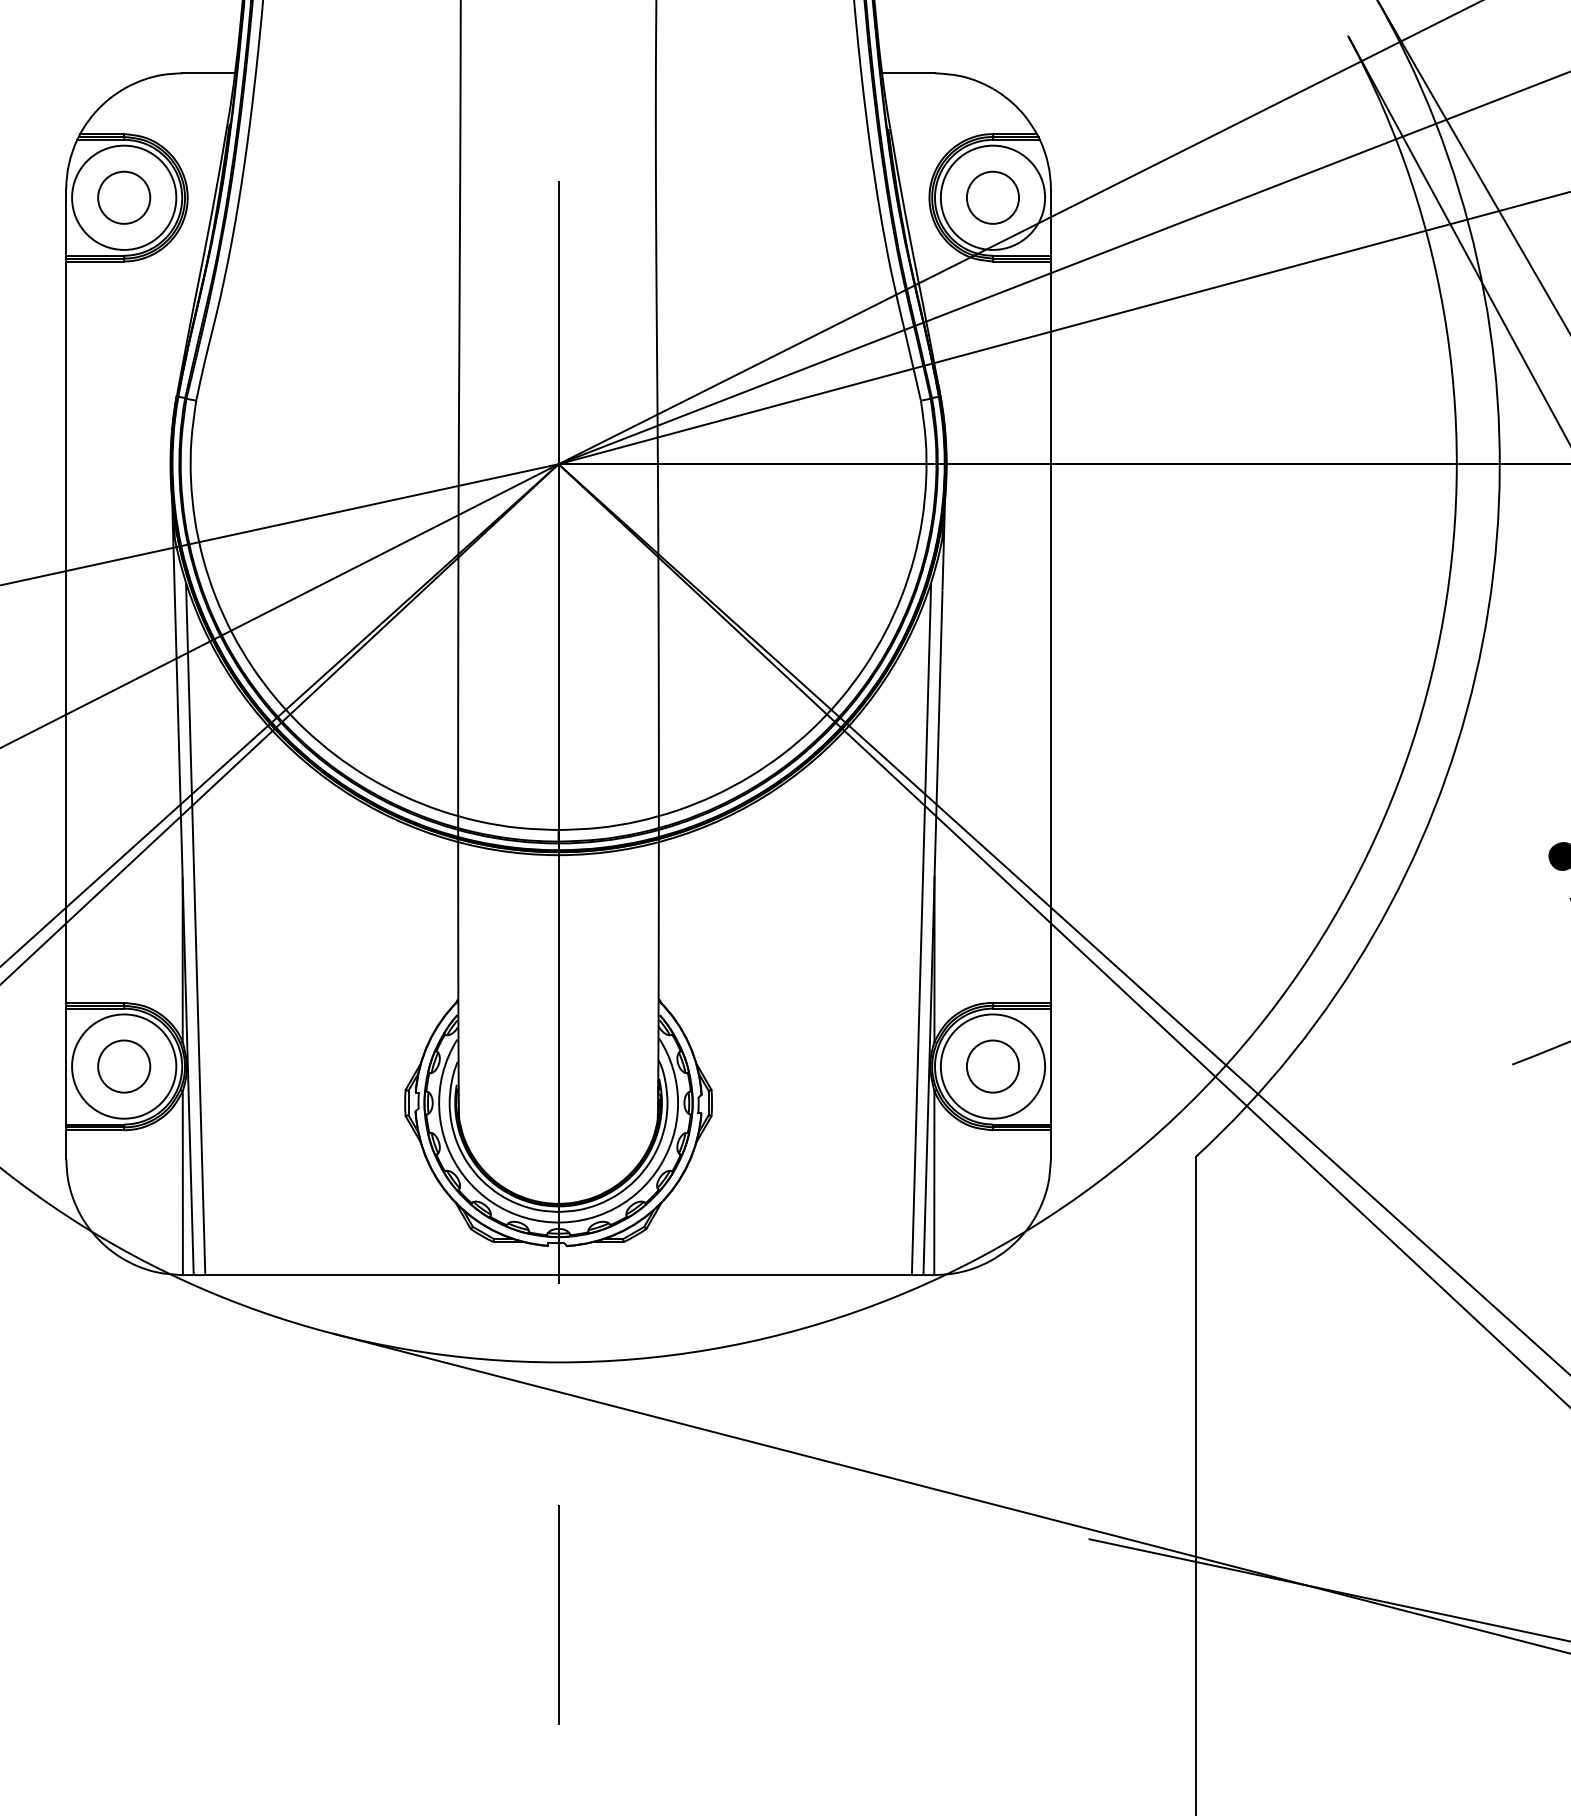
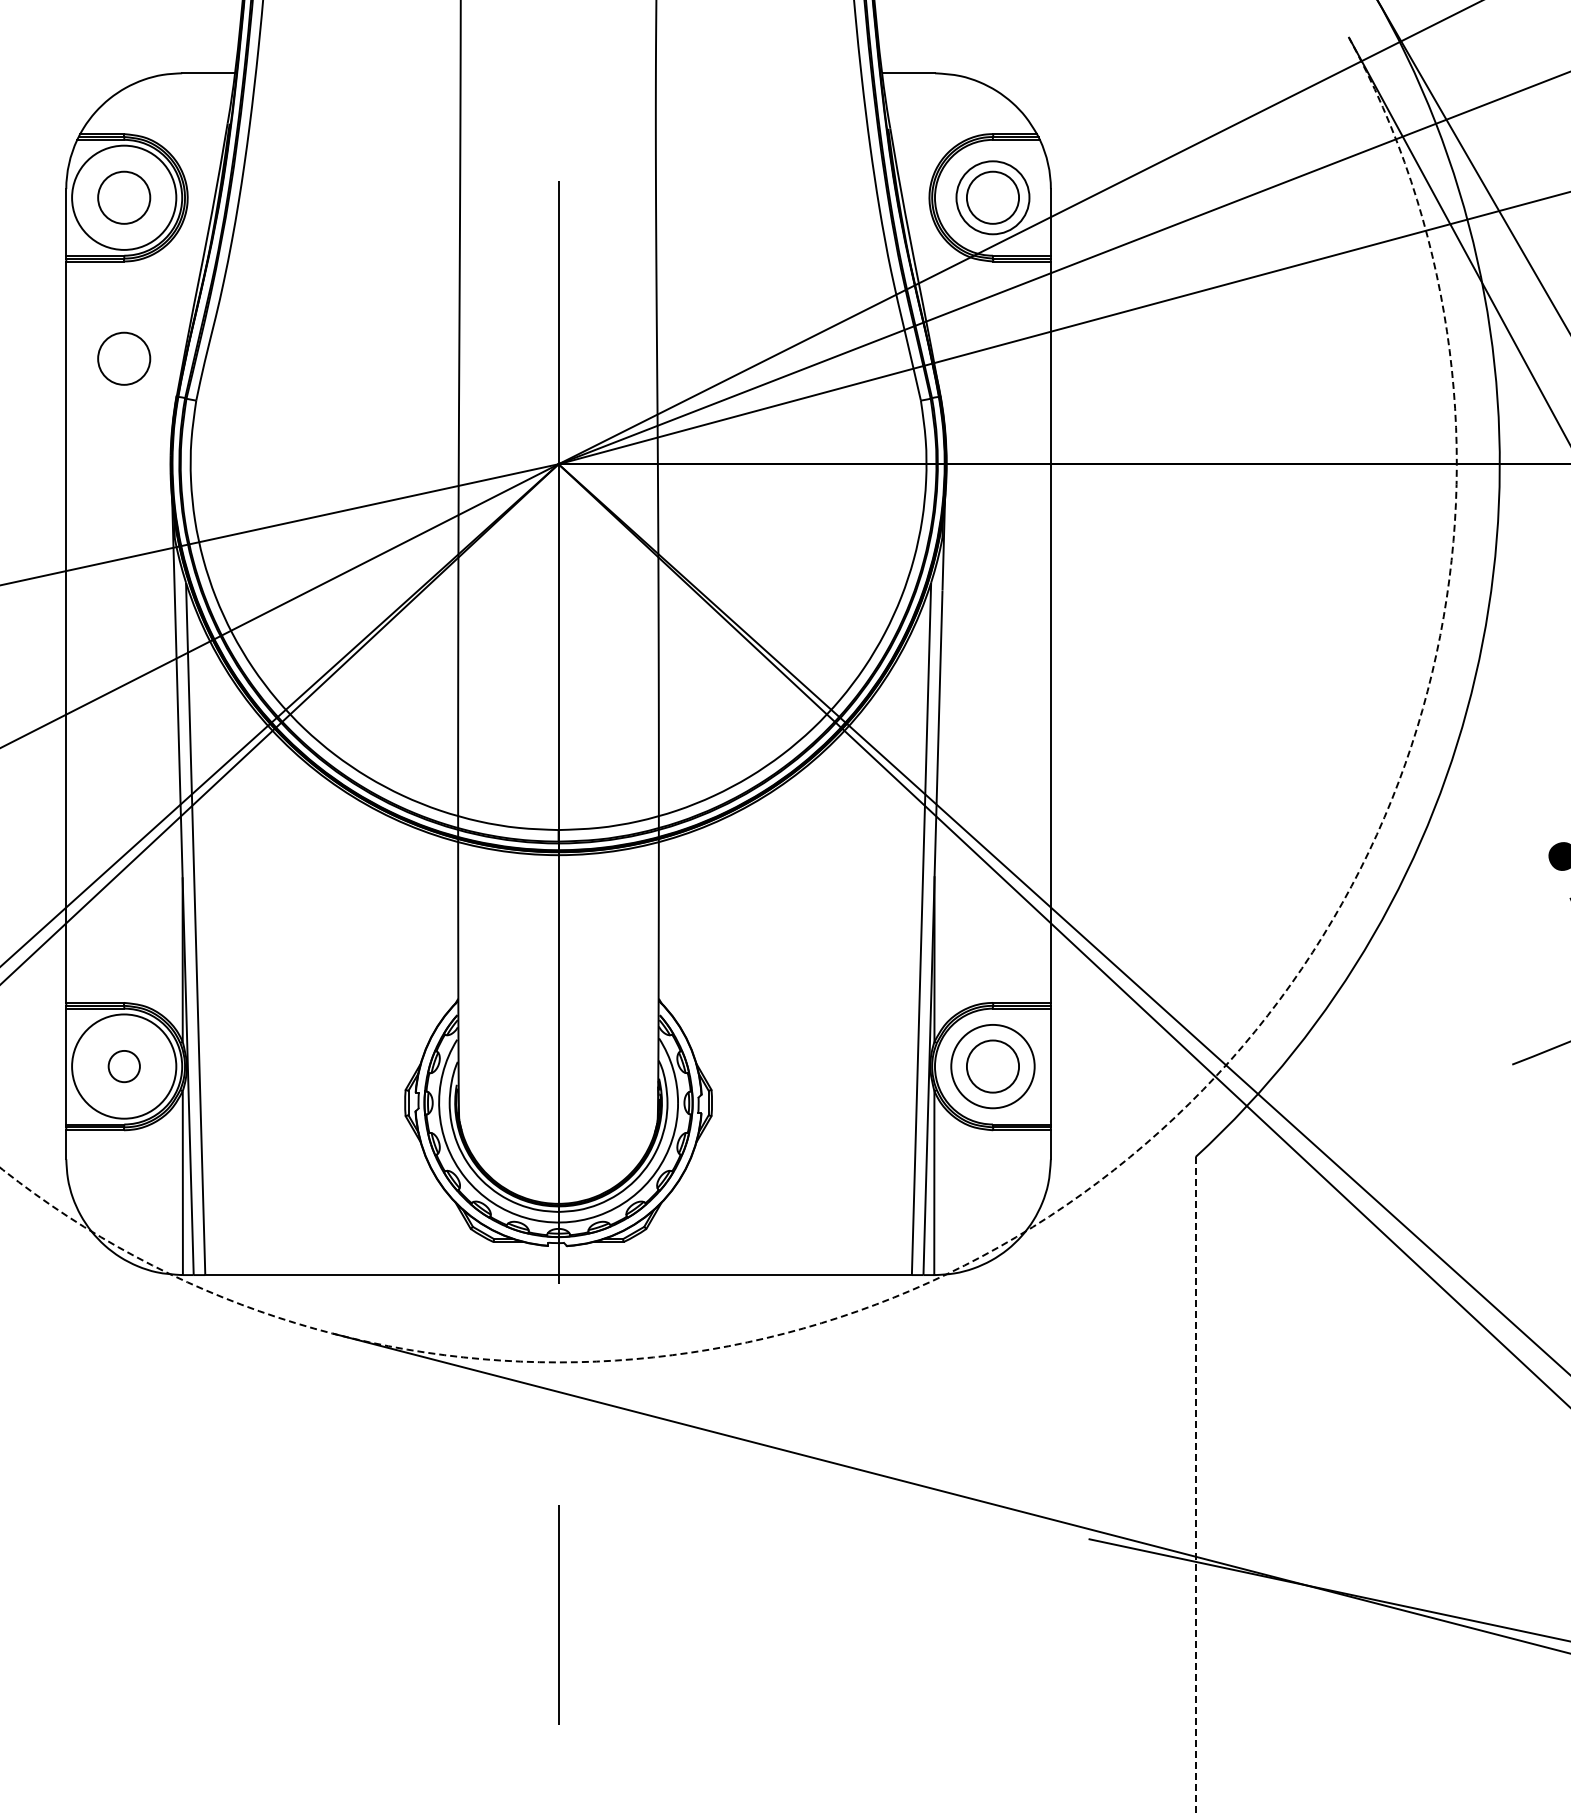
circle diameter: 104 px -> 73 px (992, 197)
circle: none -> present (124, 358)
circle size: 55x55 px -> 34x34 px (123, 1066)
circle diameter: 104 px -> 83 px (992, 1066)
arc: solid -> dashed (1136, 1151)
line: solid -> dashed (1195, 1486)
